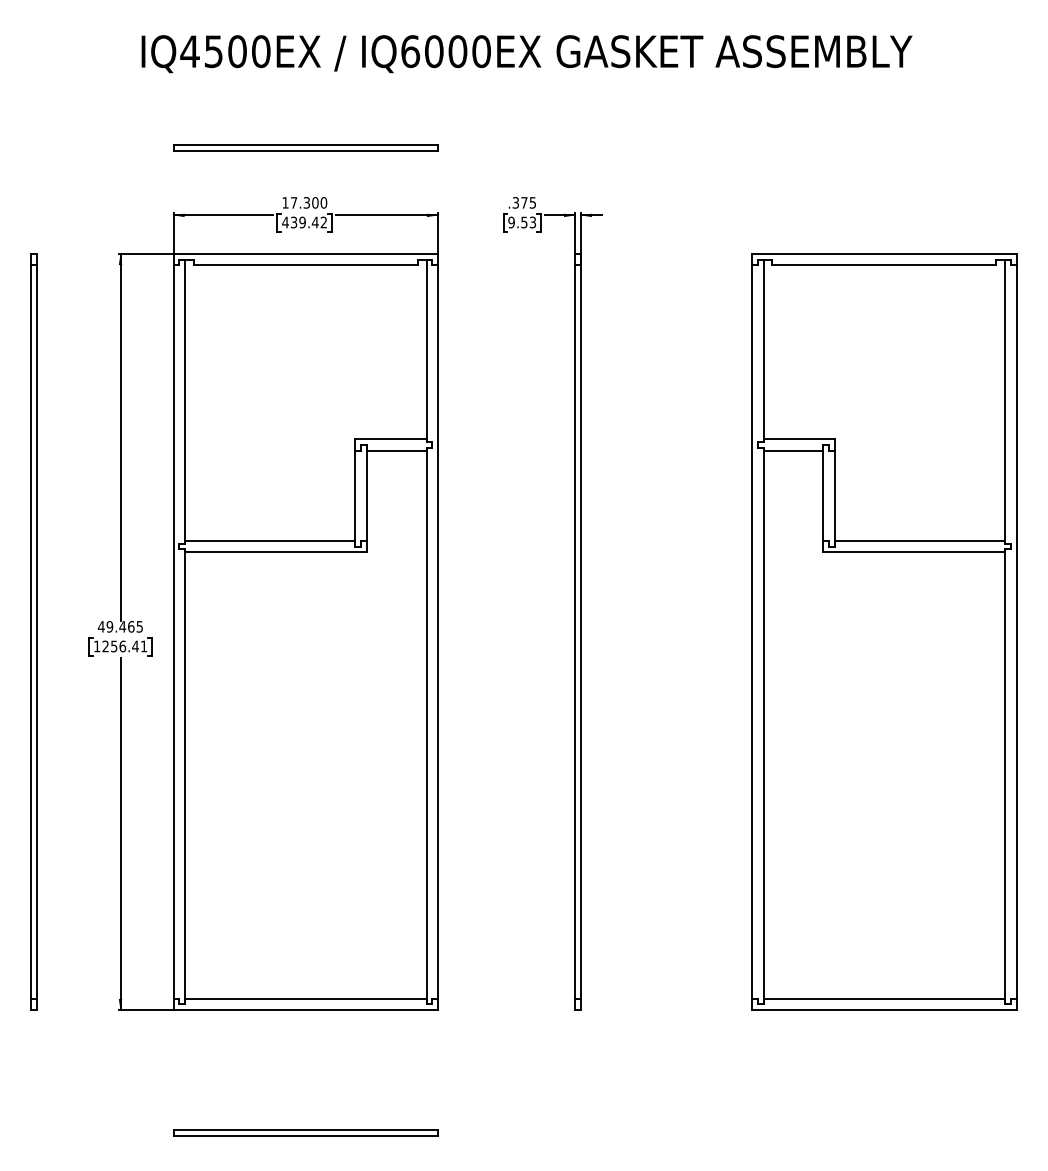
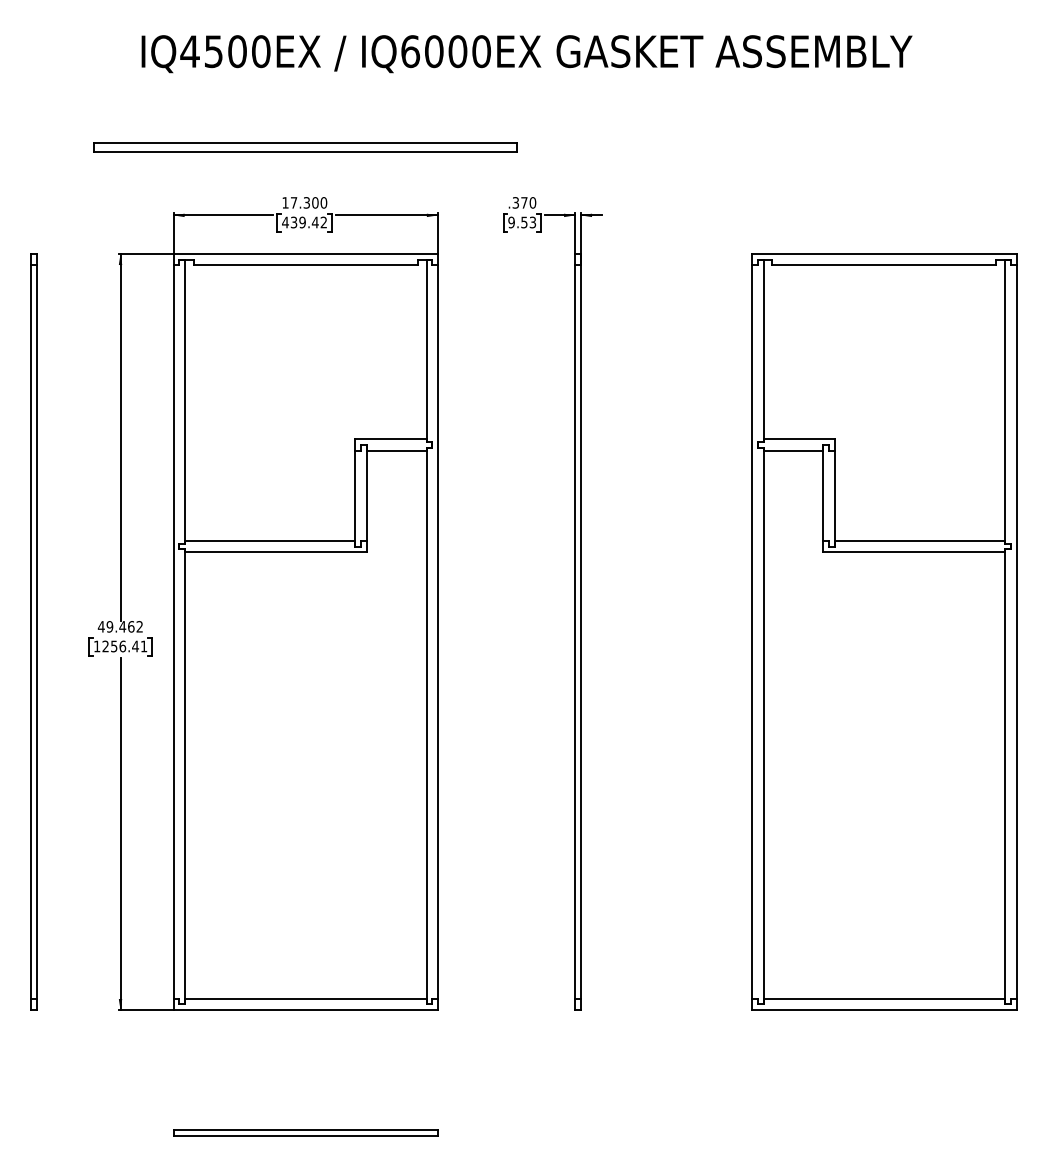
part size: 266x8 px -> 425x11 px (305, 147)
text: .375 -> .370 (532, 202)
text: 49.465 -> 49.462 (139, 626)
